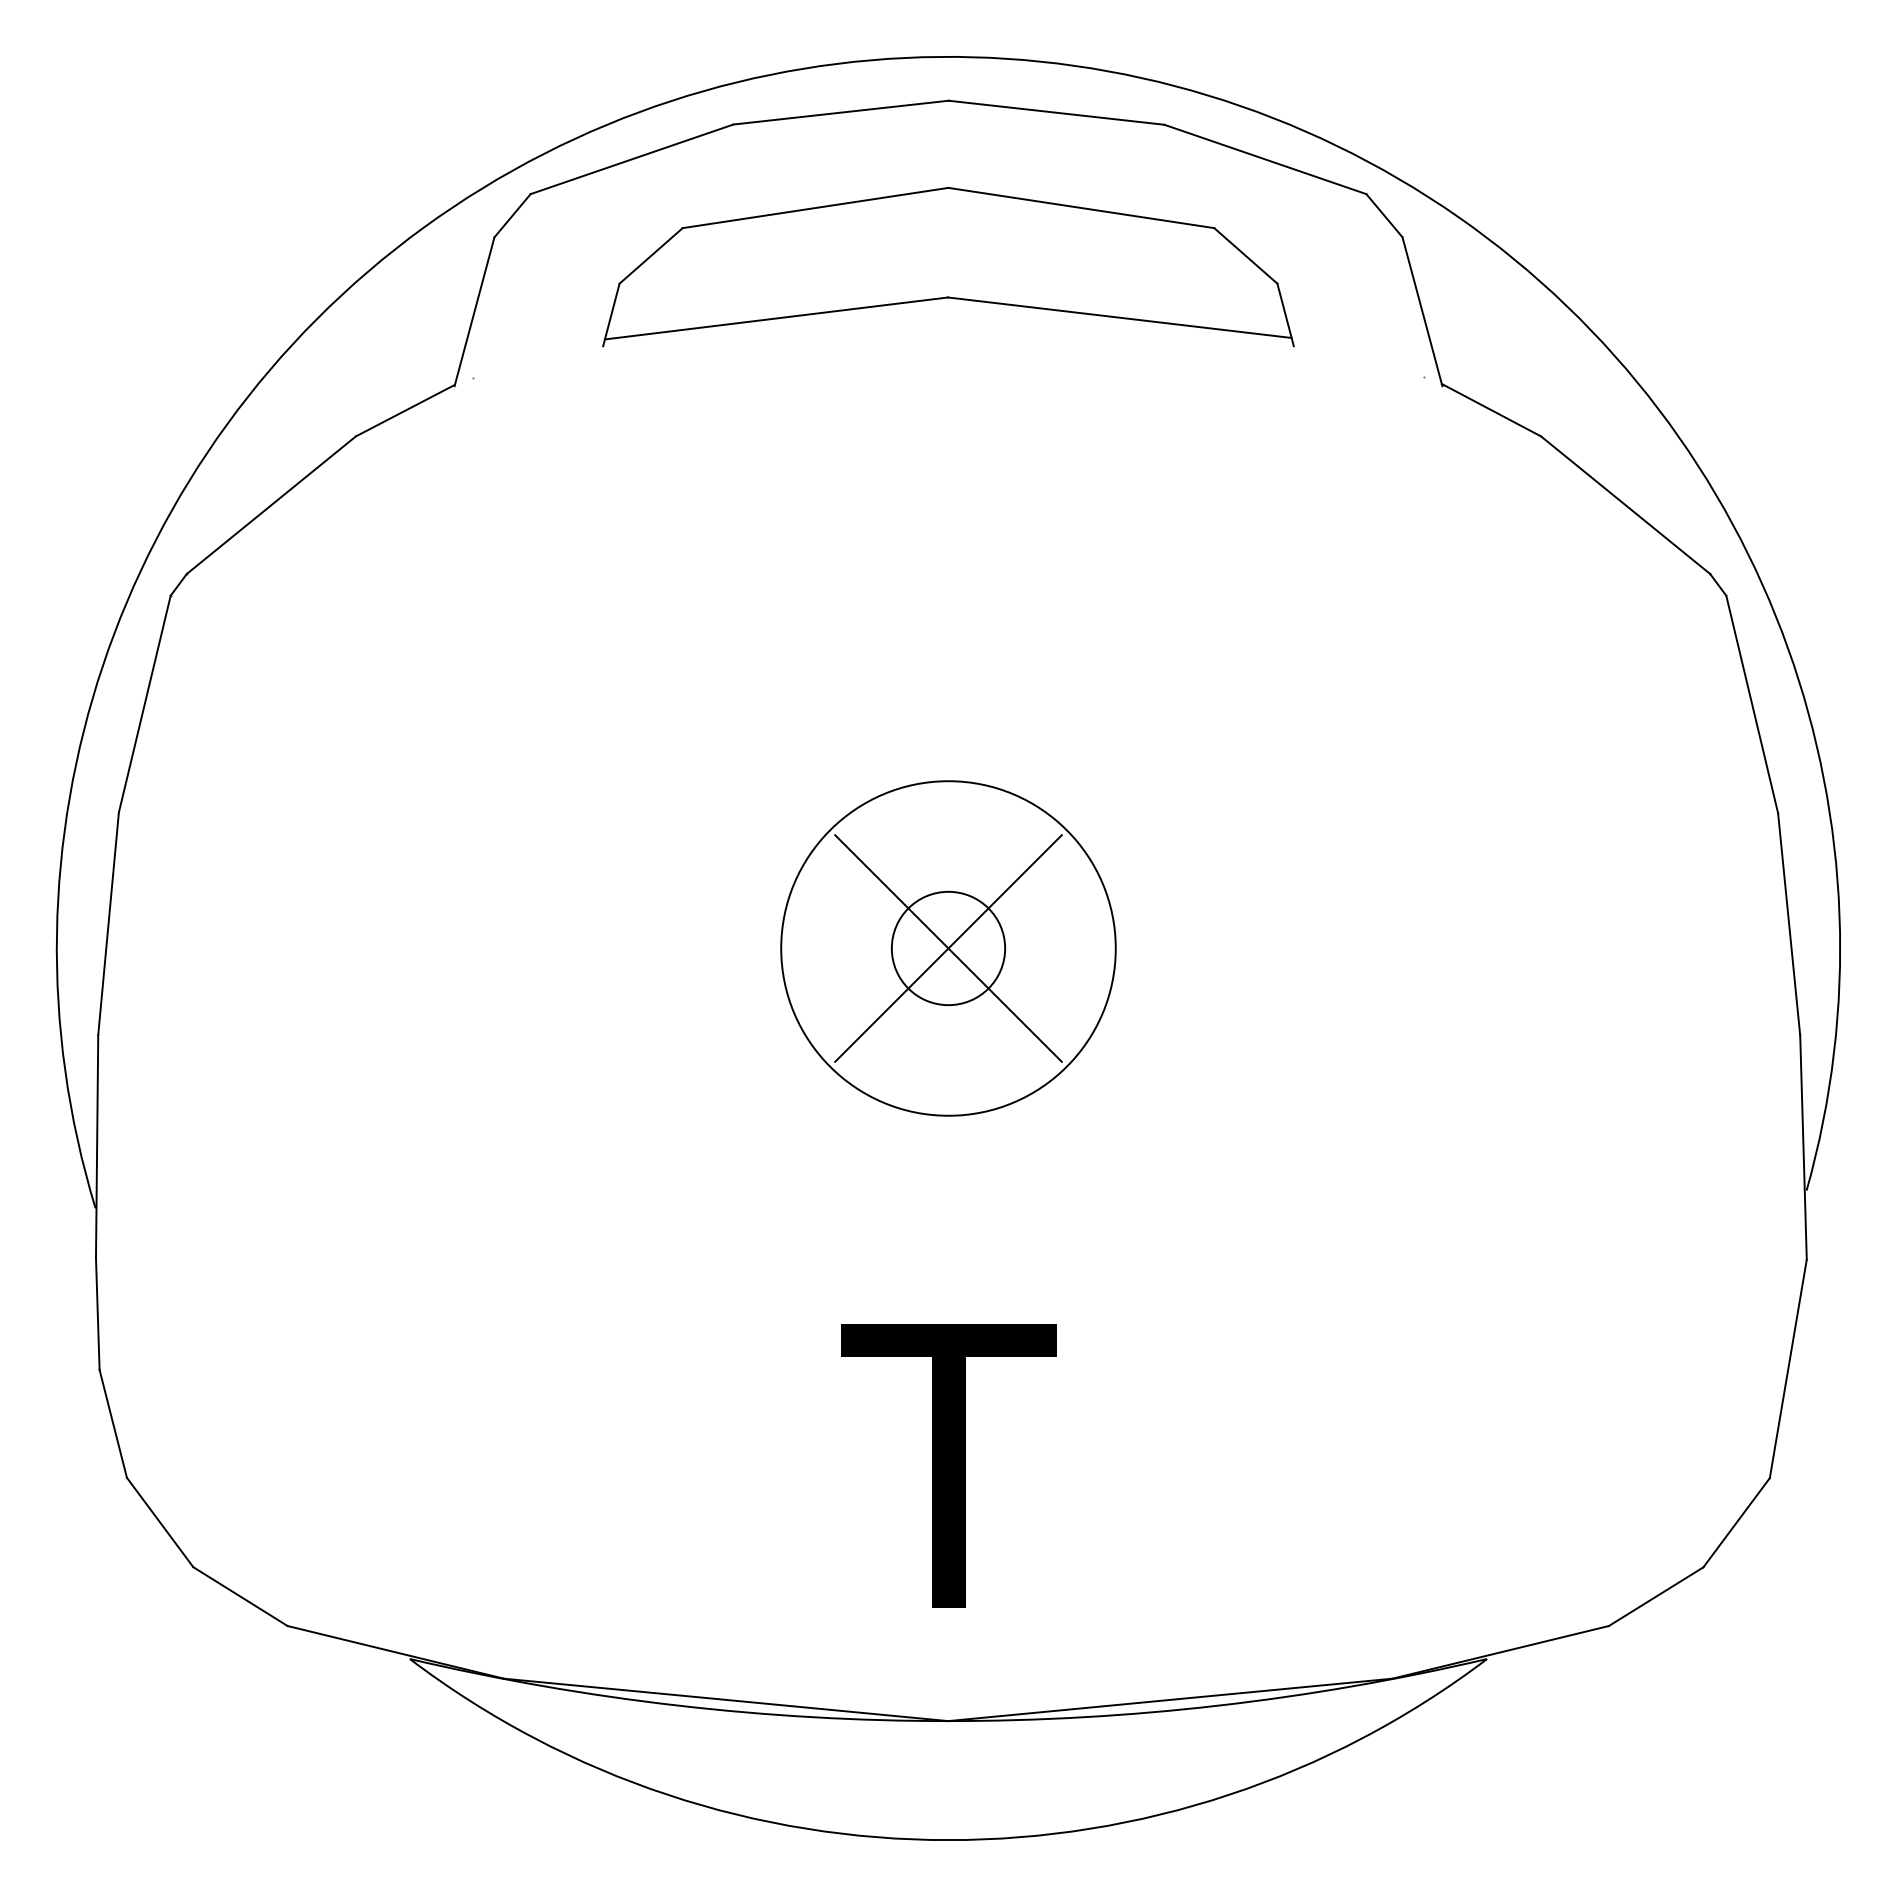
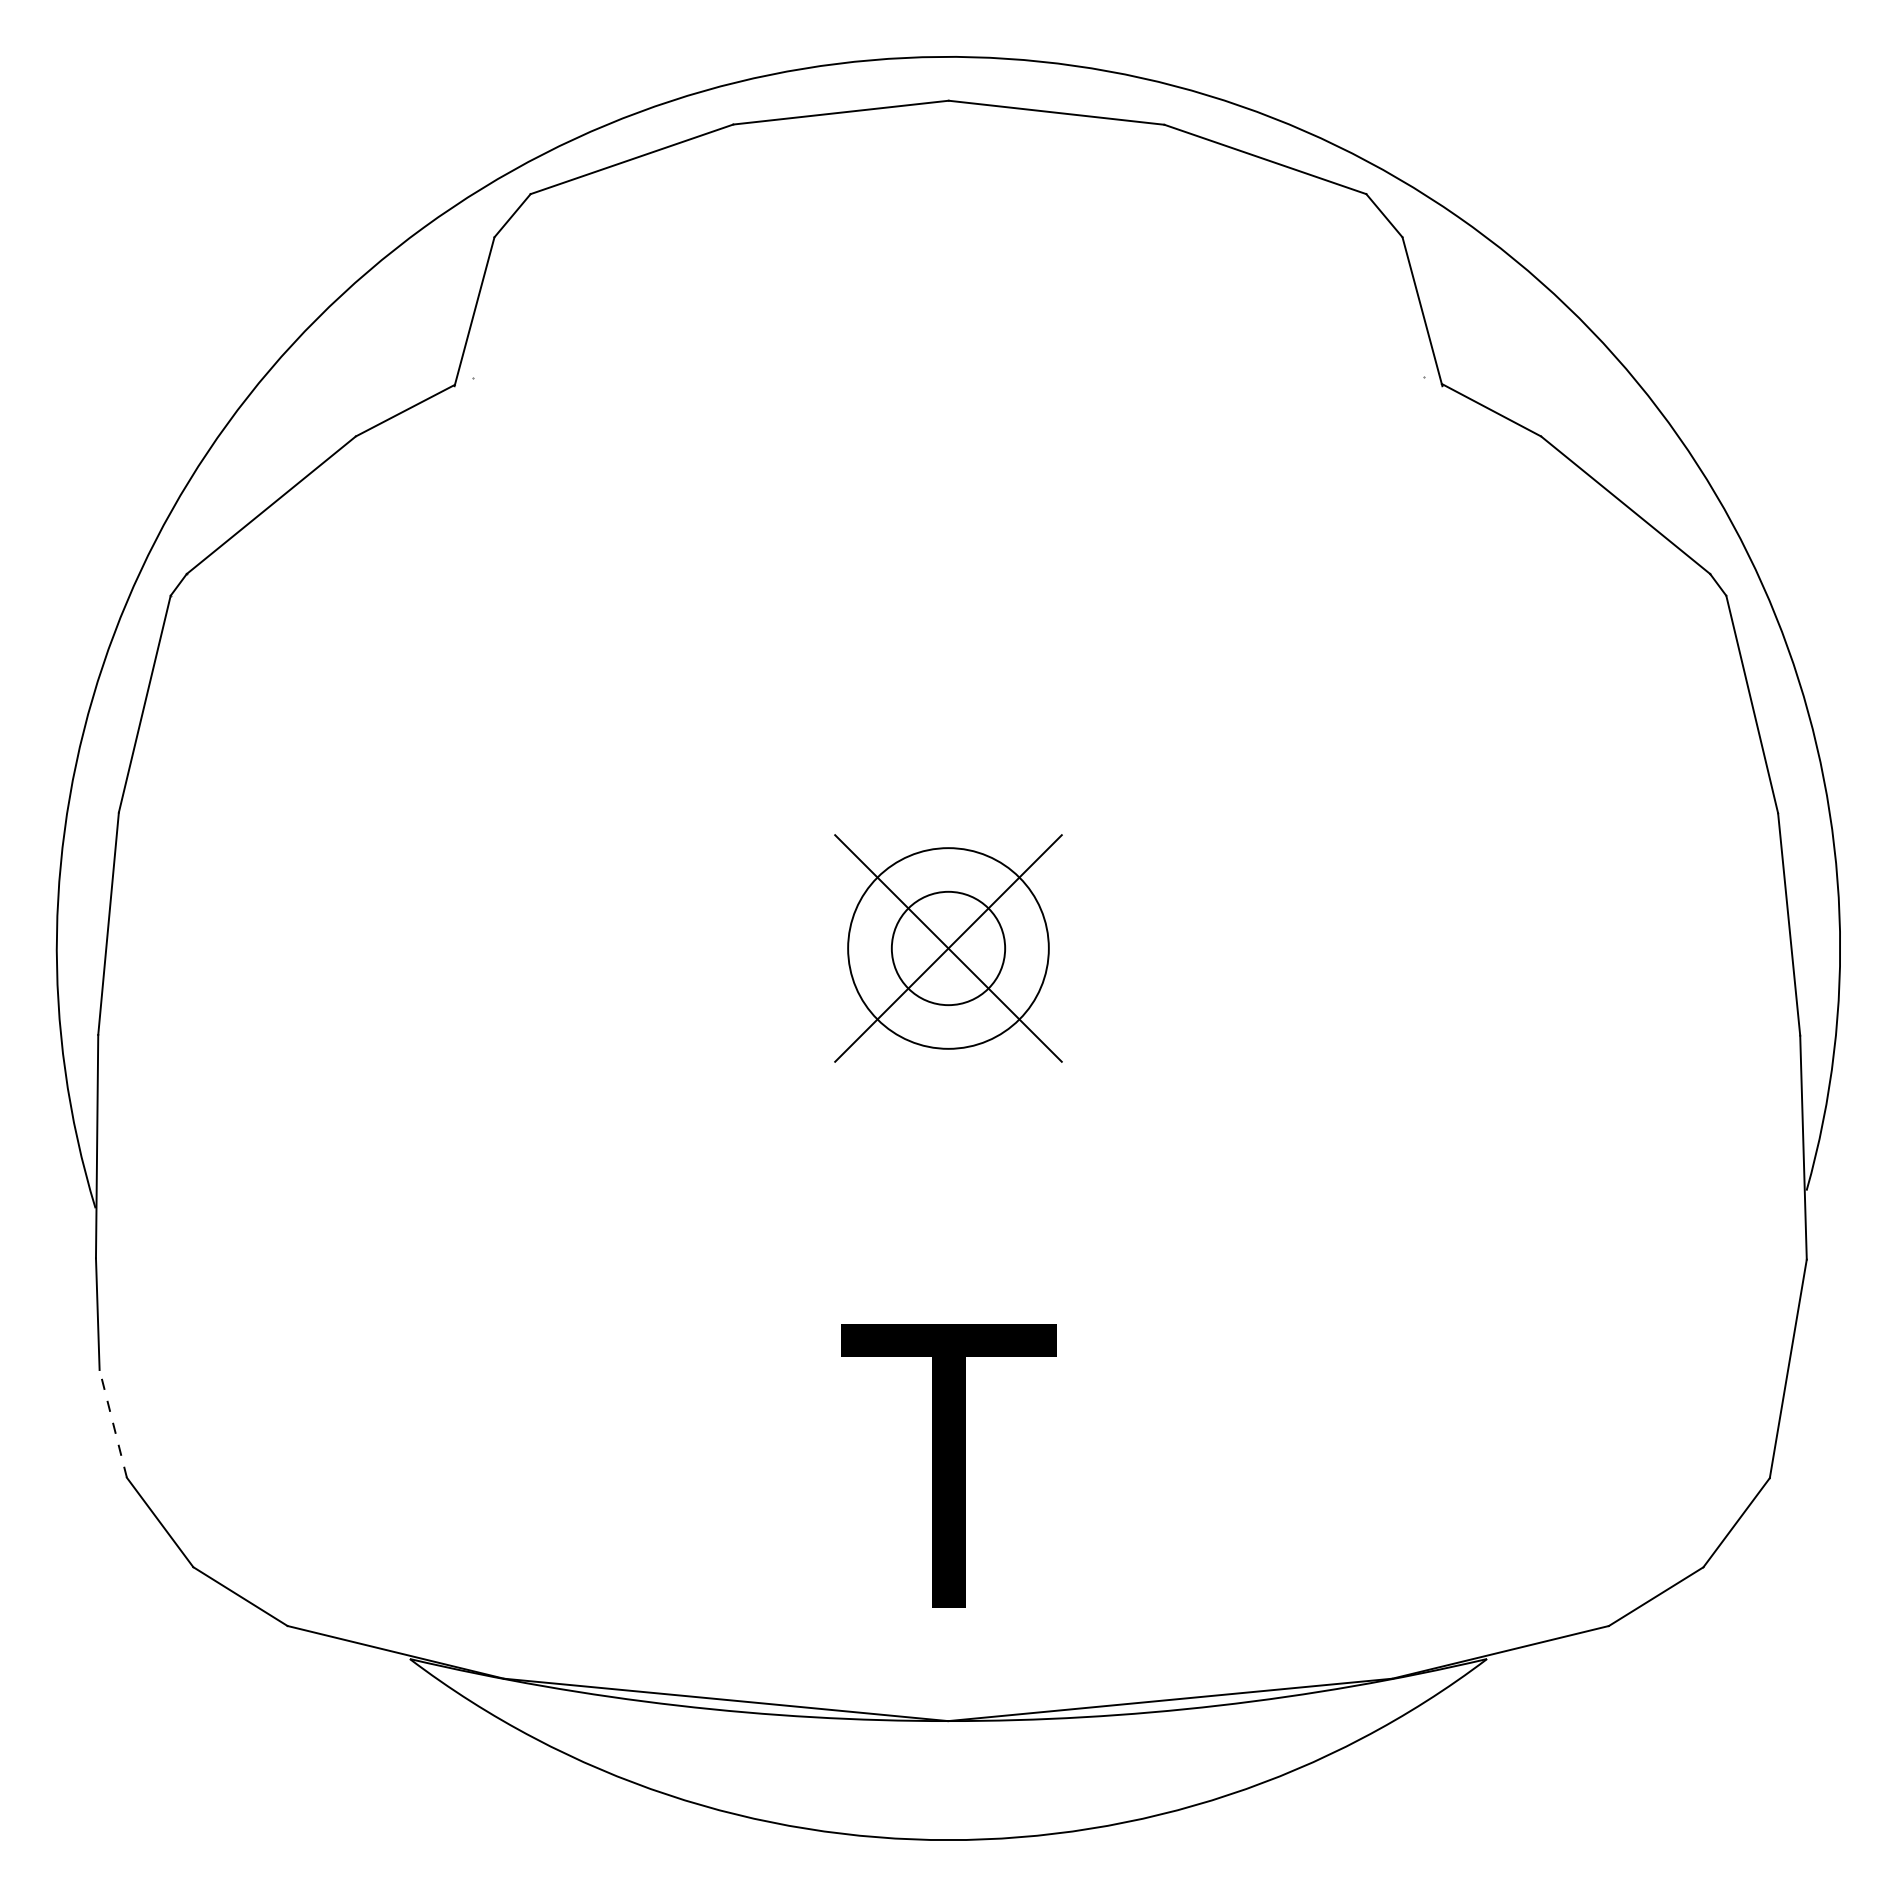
part: present -> none (948, 266)
circle diameter: 335 px -> 201 px (948, 948)
line: solid -> dashed (113, 1423)
